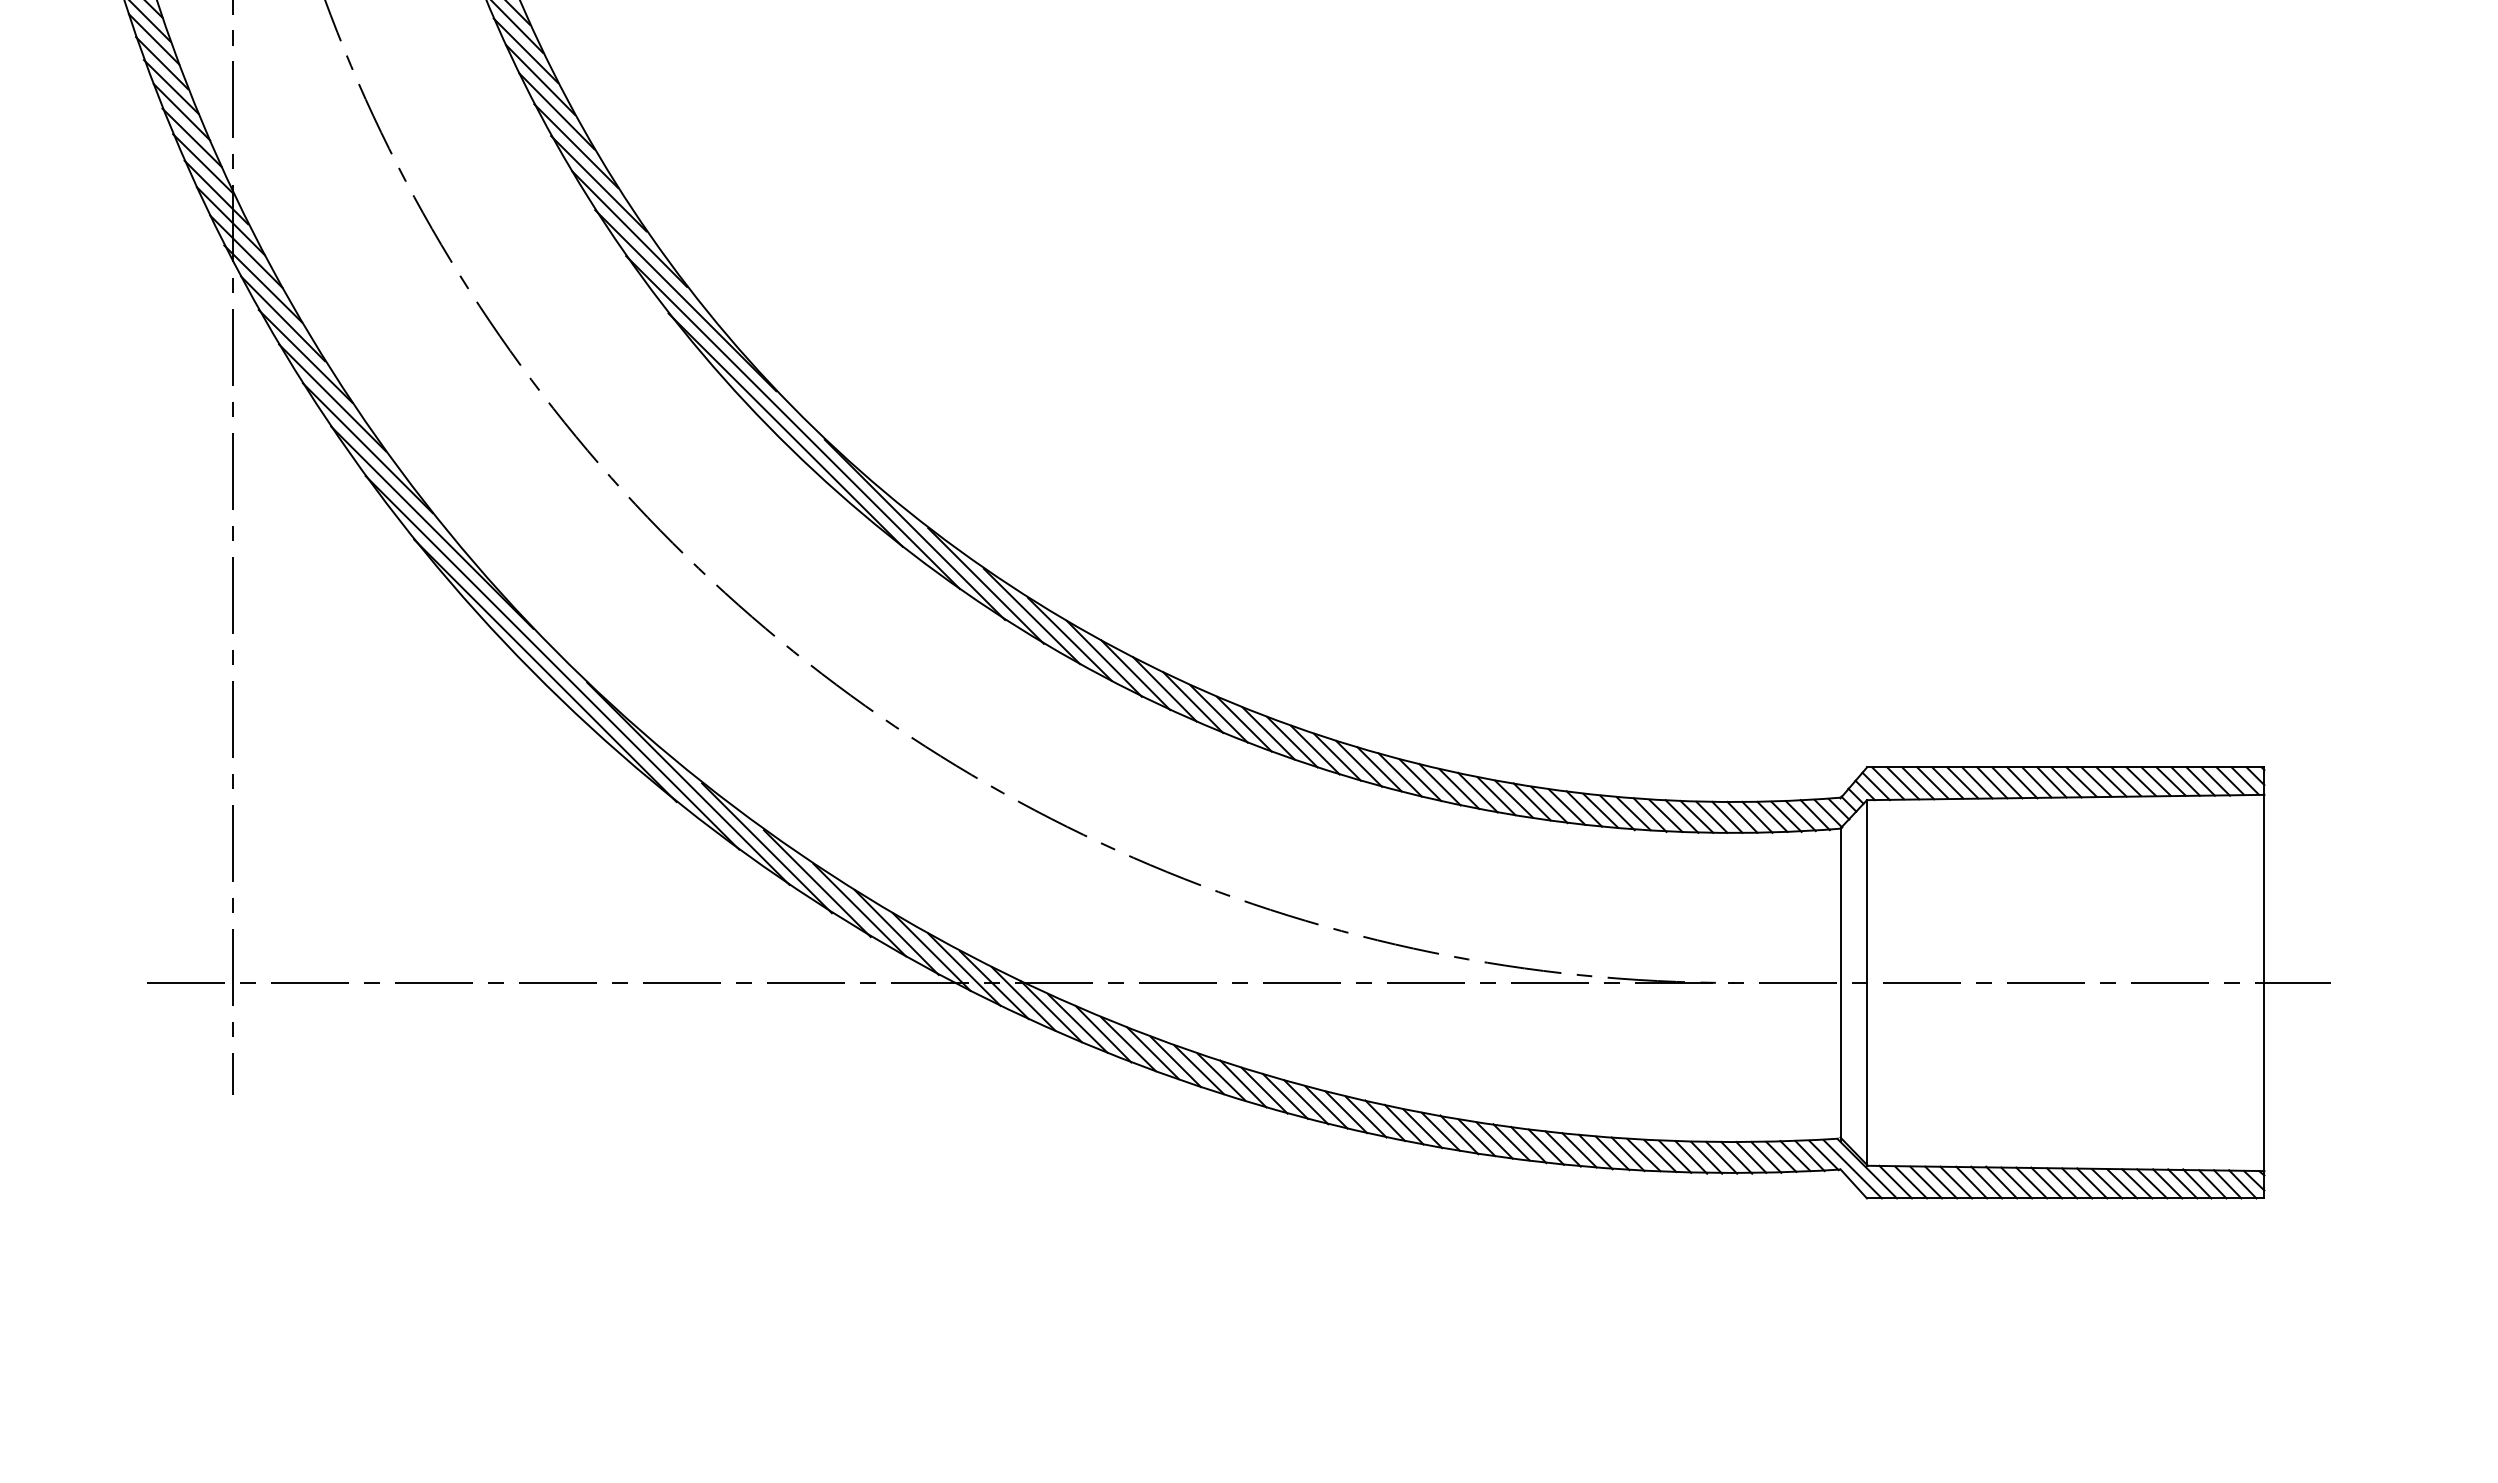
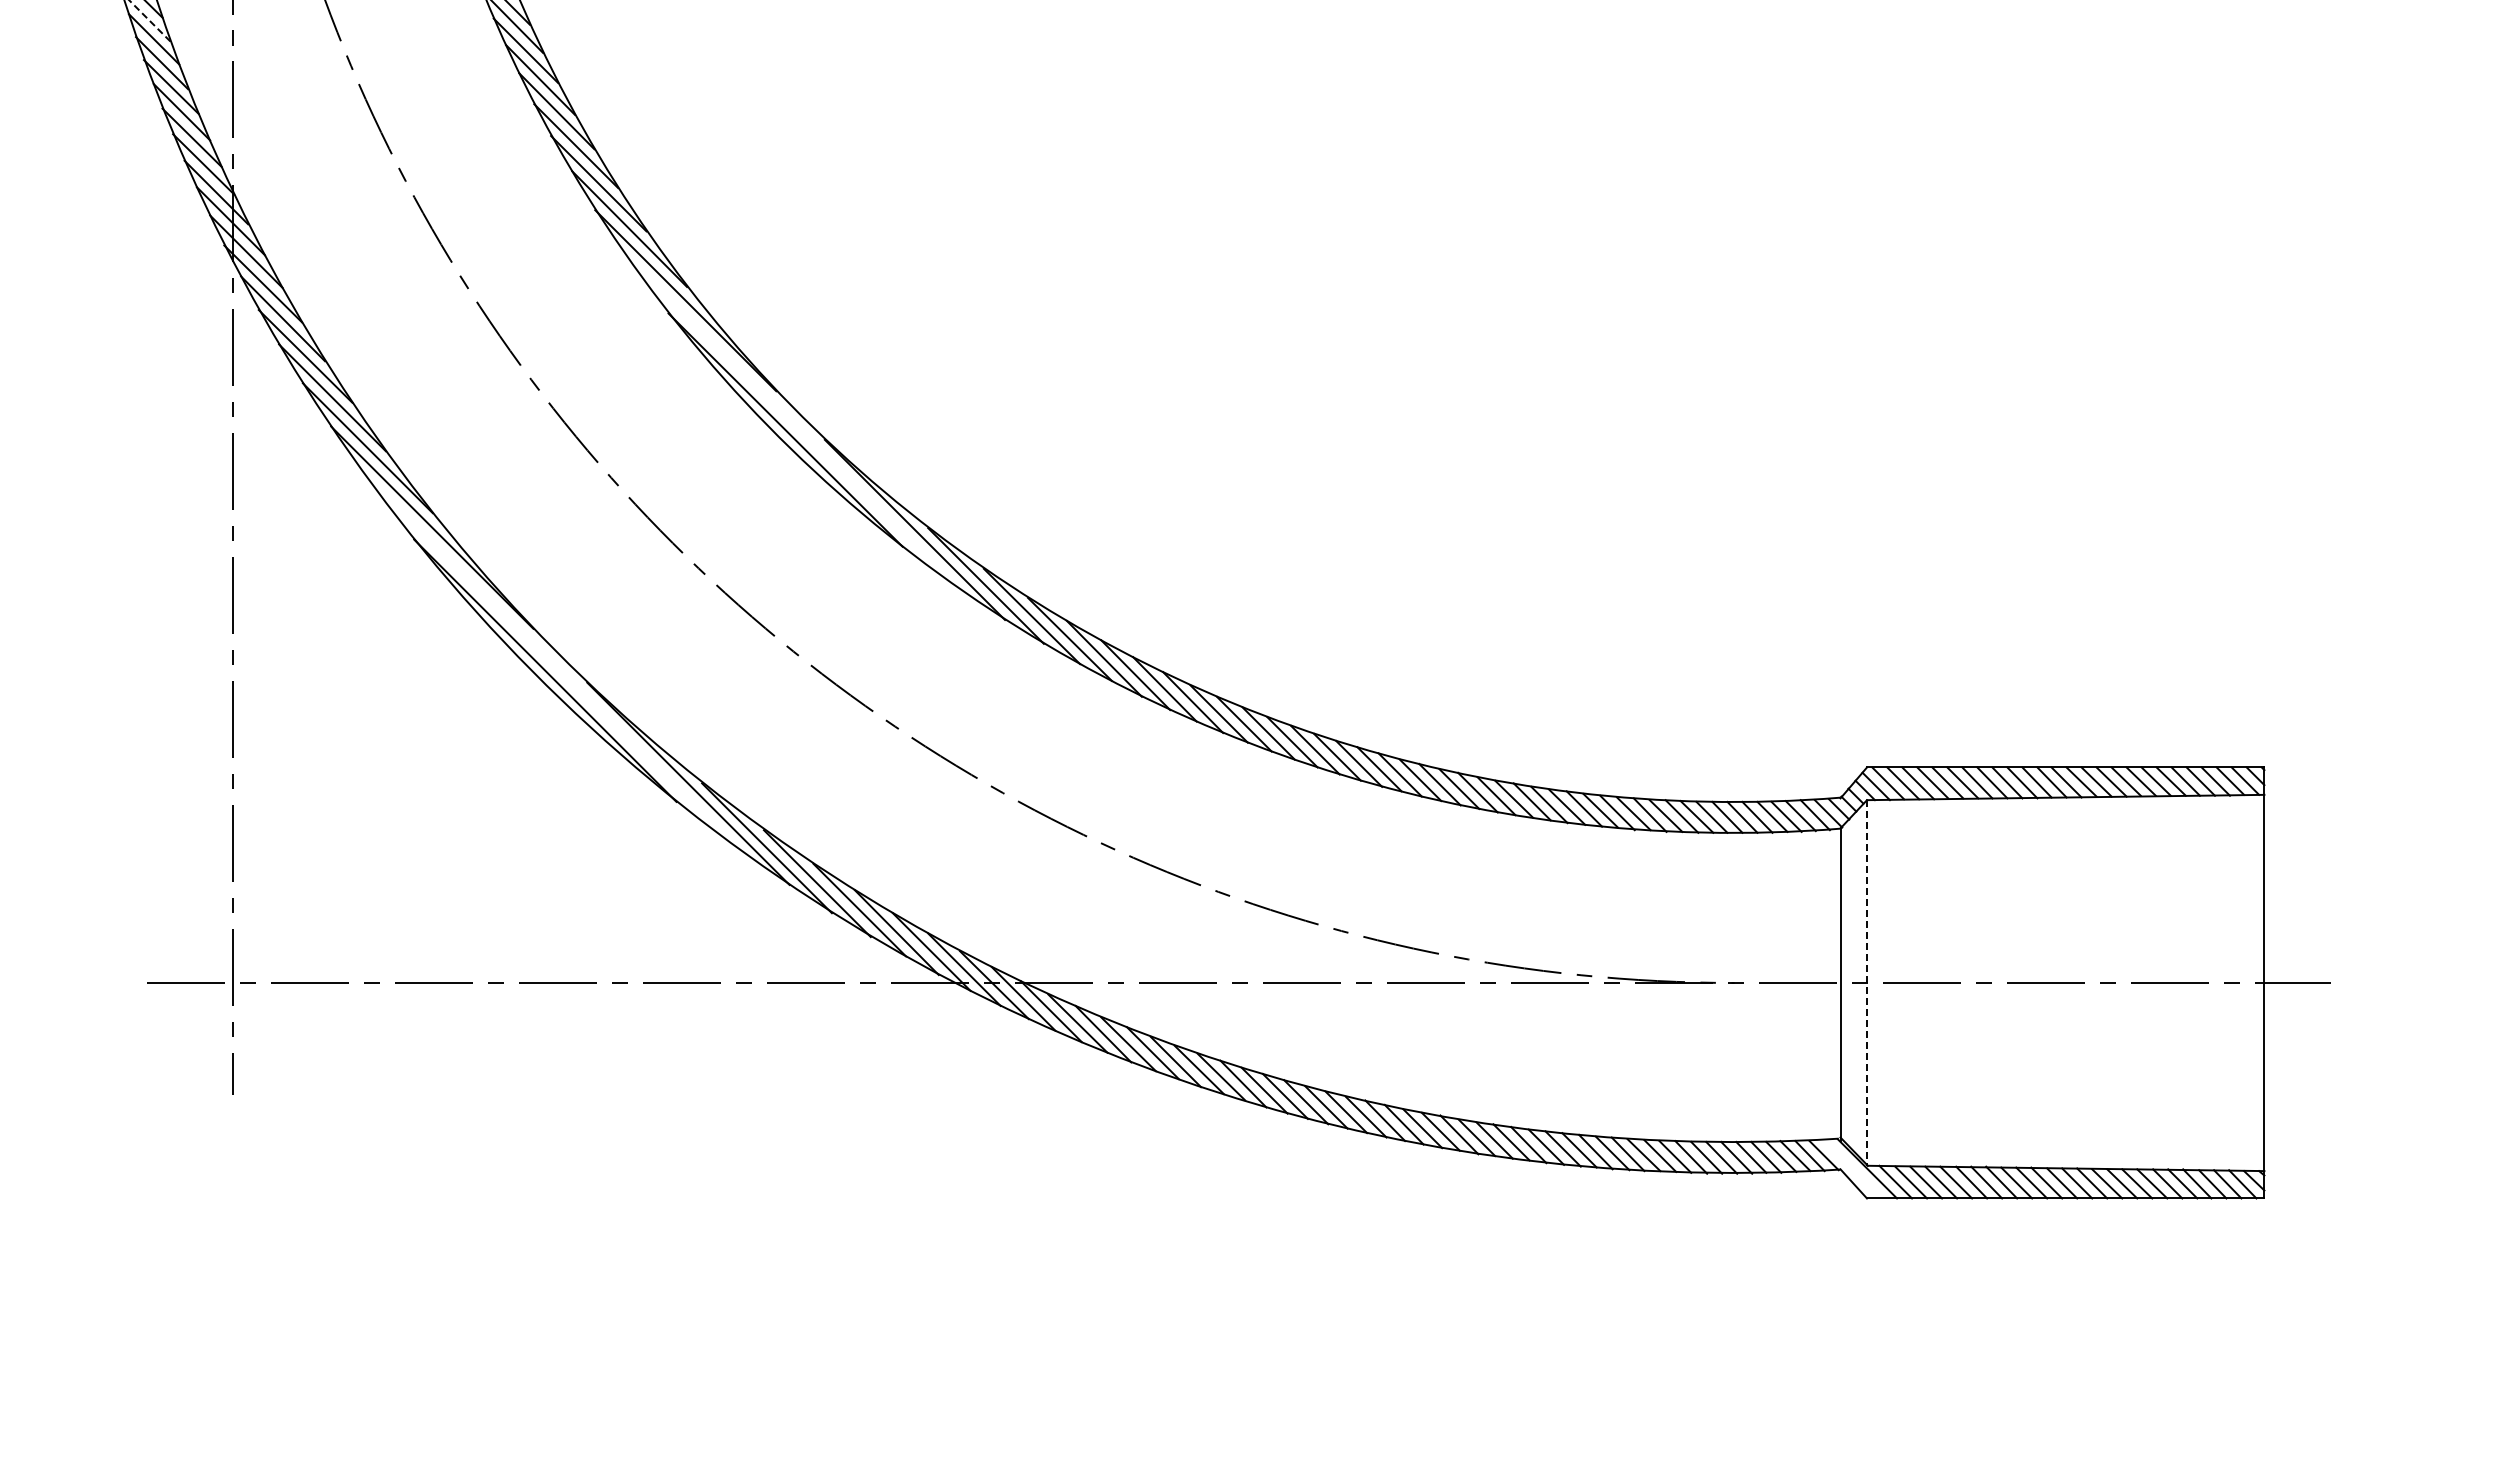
line: solid -> dashed (149, 21)
line: present -> none (793, 422)
line: present -> none (552, 662)
line: solid -> dashed (1867, 982)
line: present -> none (1852, 1169)
